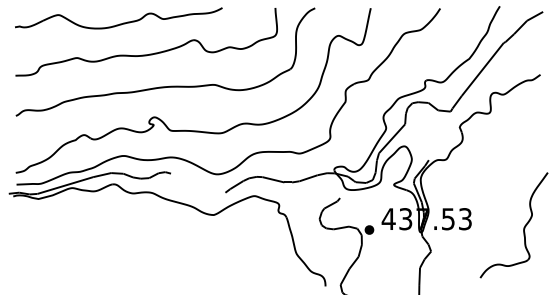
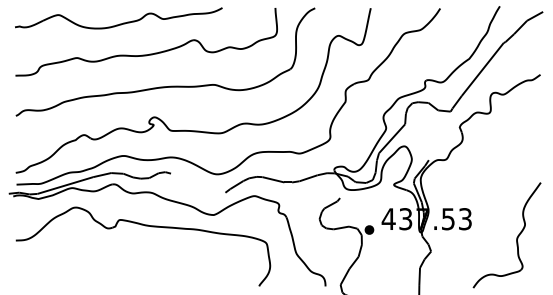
part: none -> present (145, 226)
part position: (523, 227) -> (516, 237) (516, 237)
